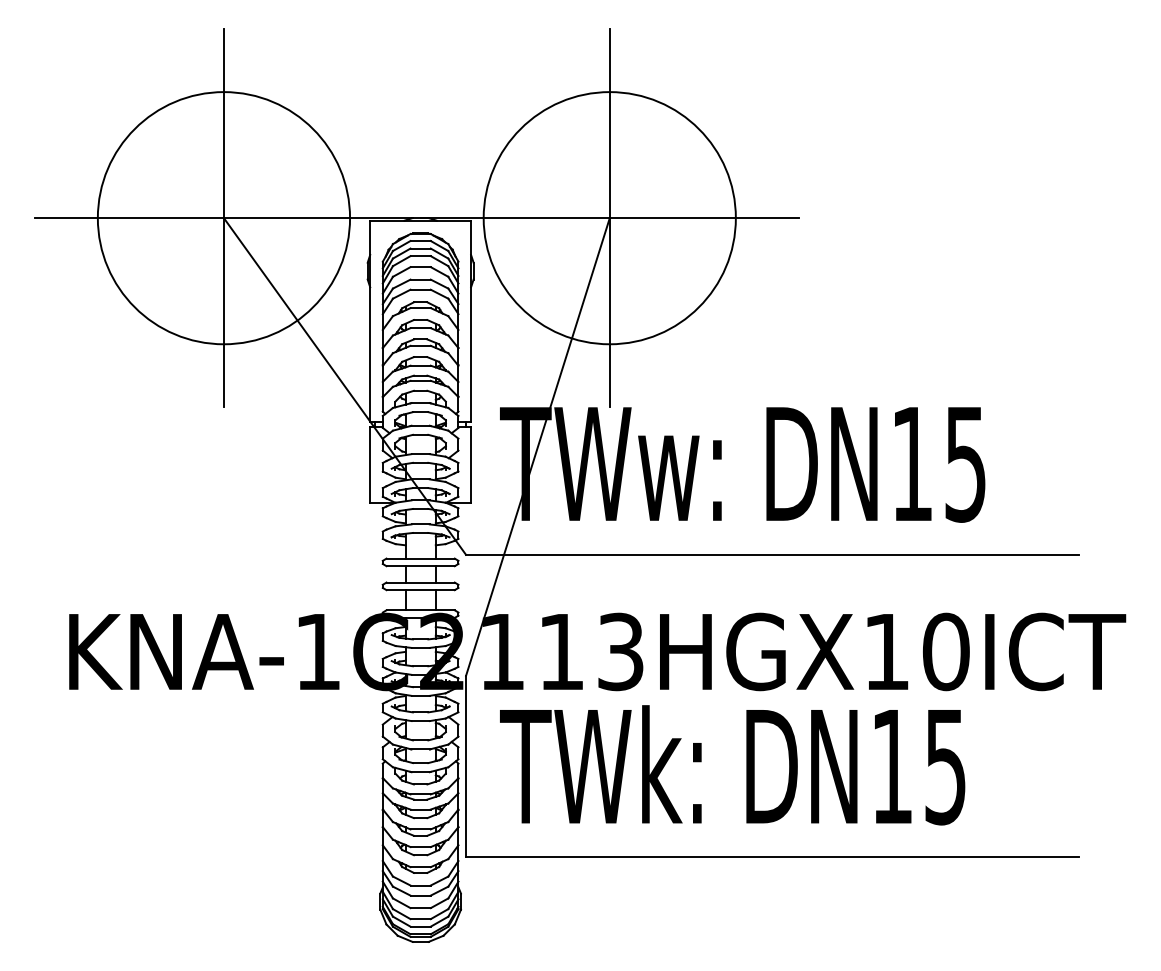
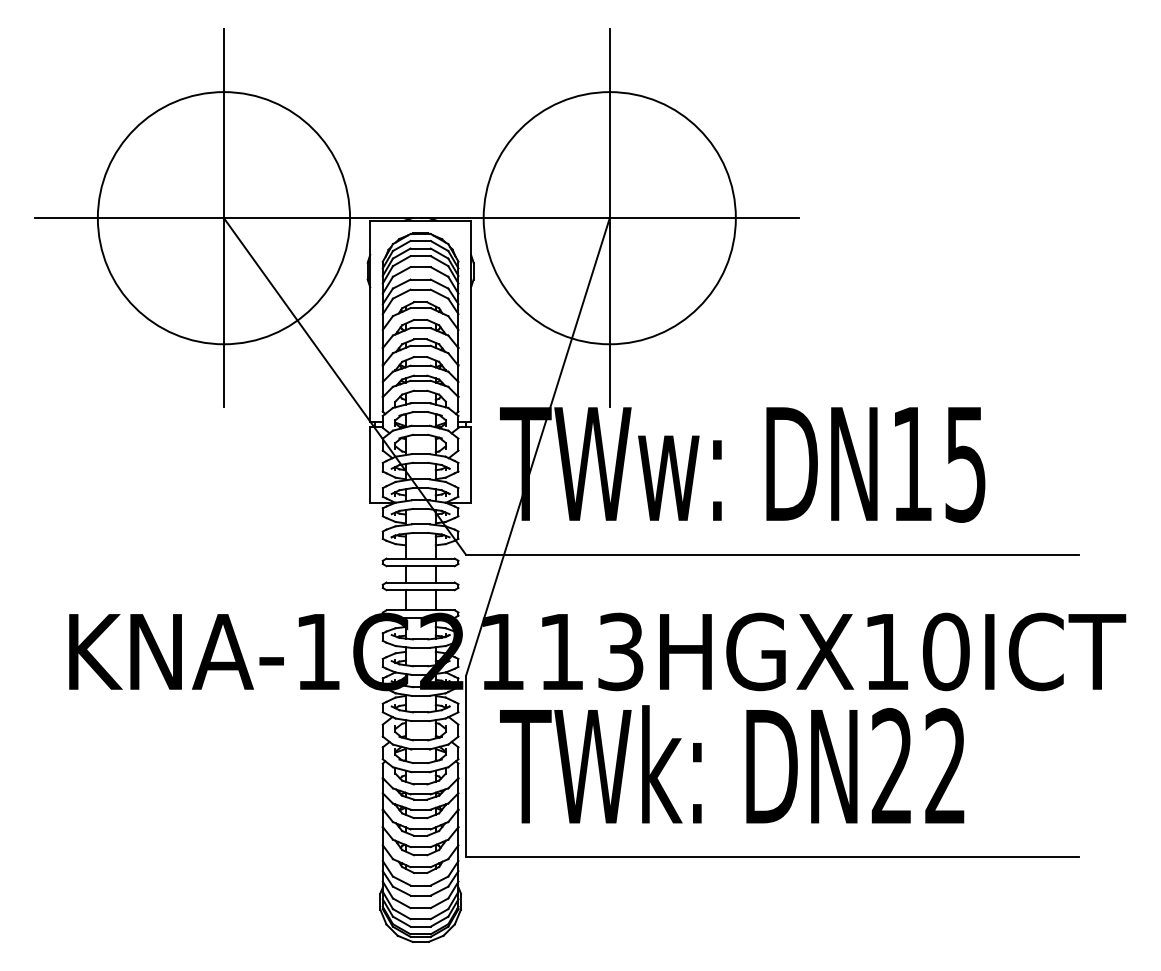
text: DN15 -> DN22 (918, 766)
